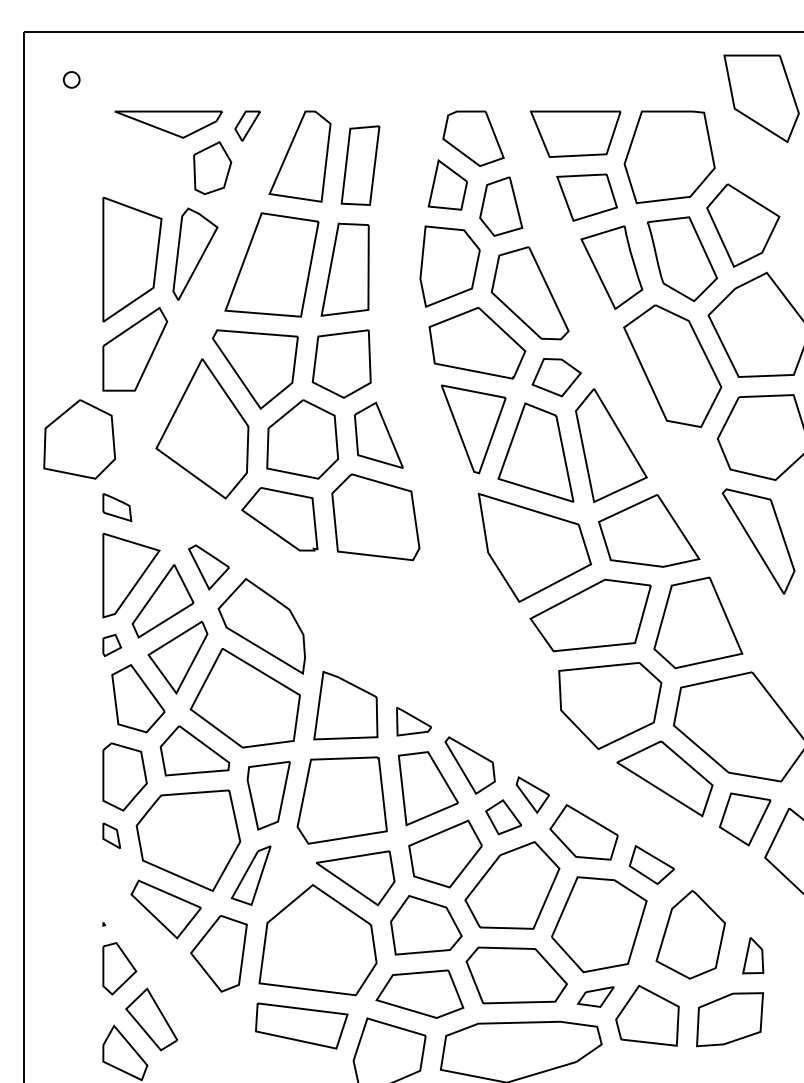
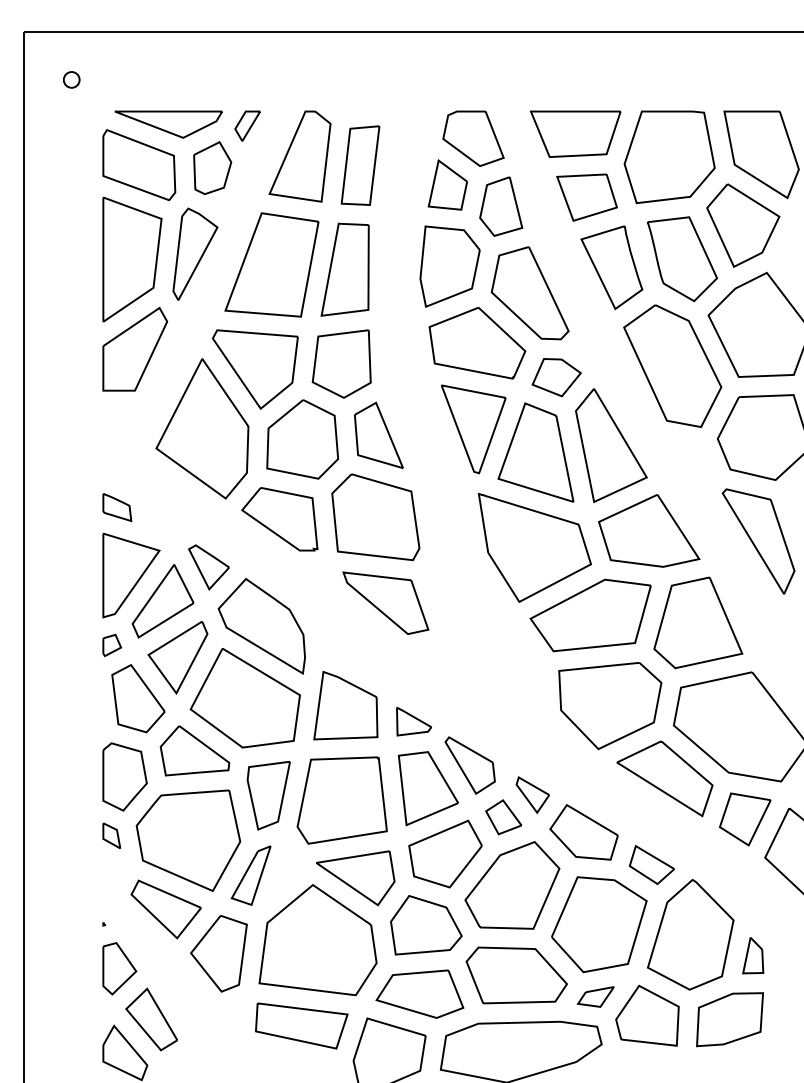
part position: (761, 98) -> (761, 154) (761, 154)
part: none -> present (139, 165)
part: present -> none (79, 439)
part: none -> present (385, 602)
part size: 71x90 px -> 88x112 px (690, 934)
